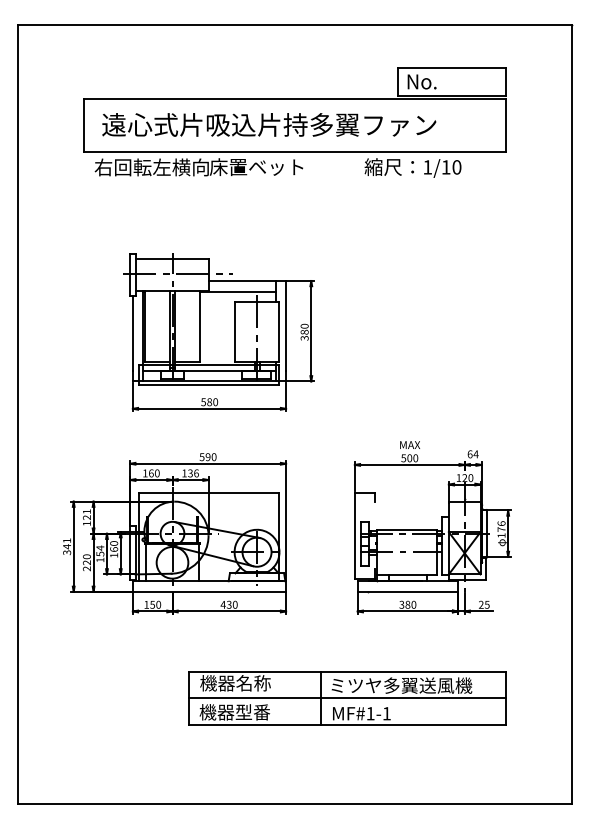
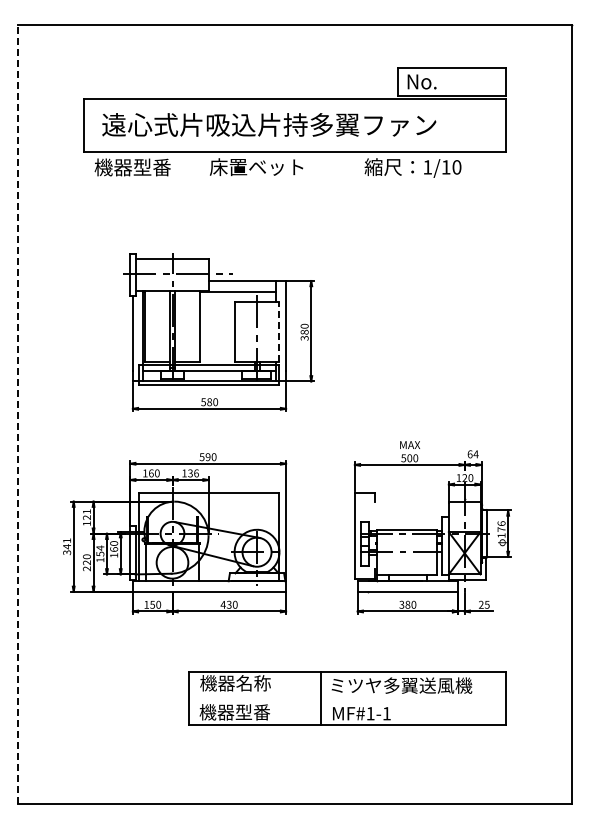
text: 右回転左横向 -> 機器型番 (151, 167)
line: solid -> dashed (279, 331)
line: solid -> dashed (17, 414)
line: present -> none (347, 698)
